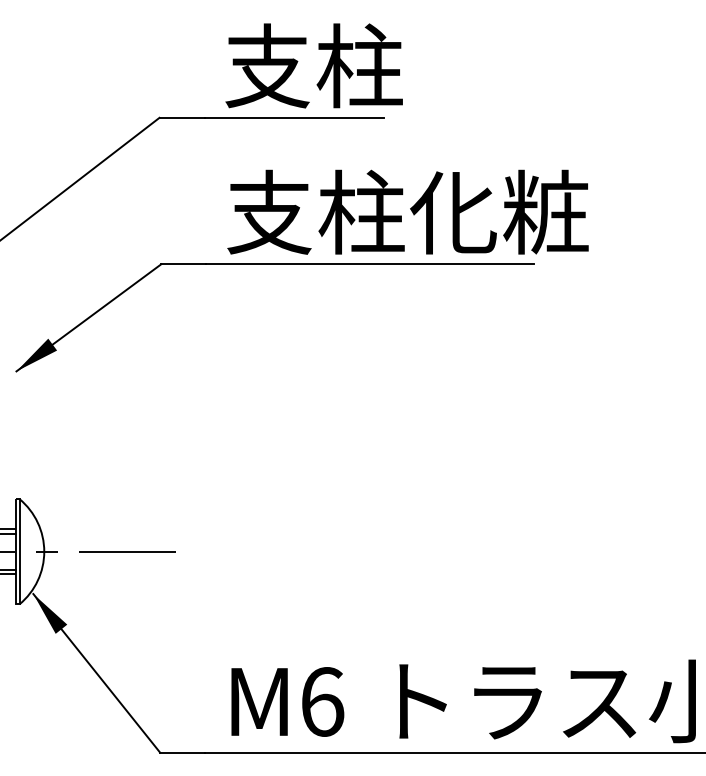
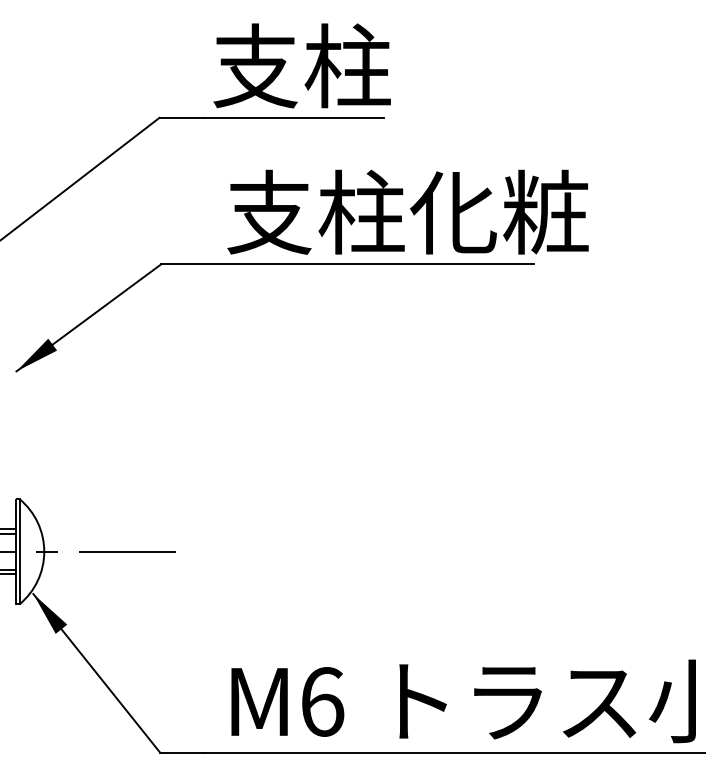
text position: (313, 65) -> (301, 65) (301, 65)
